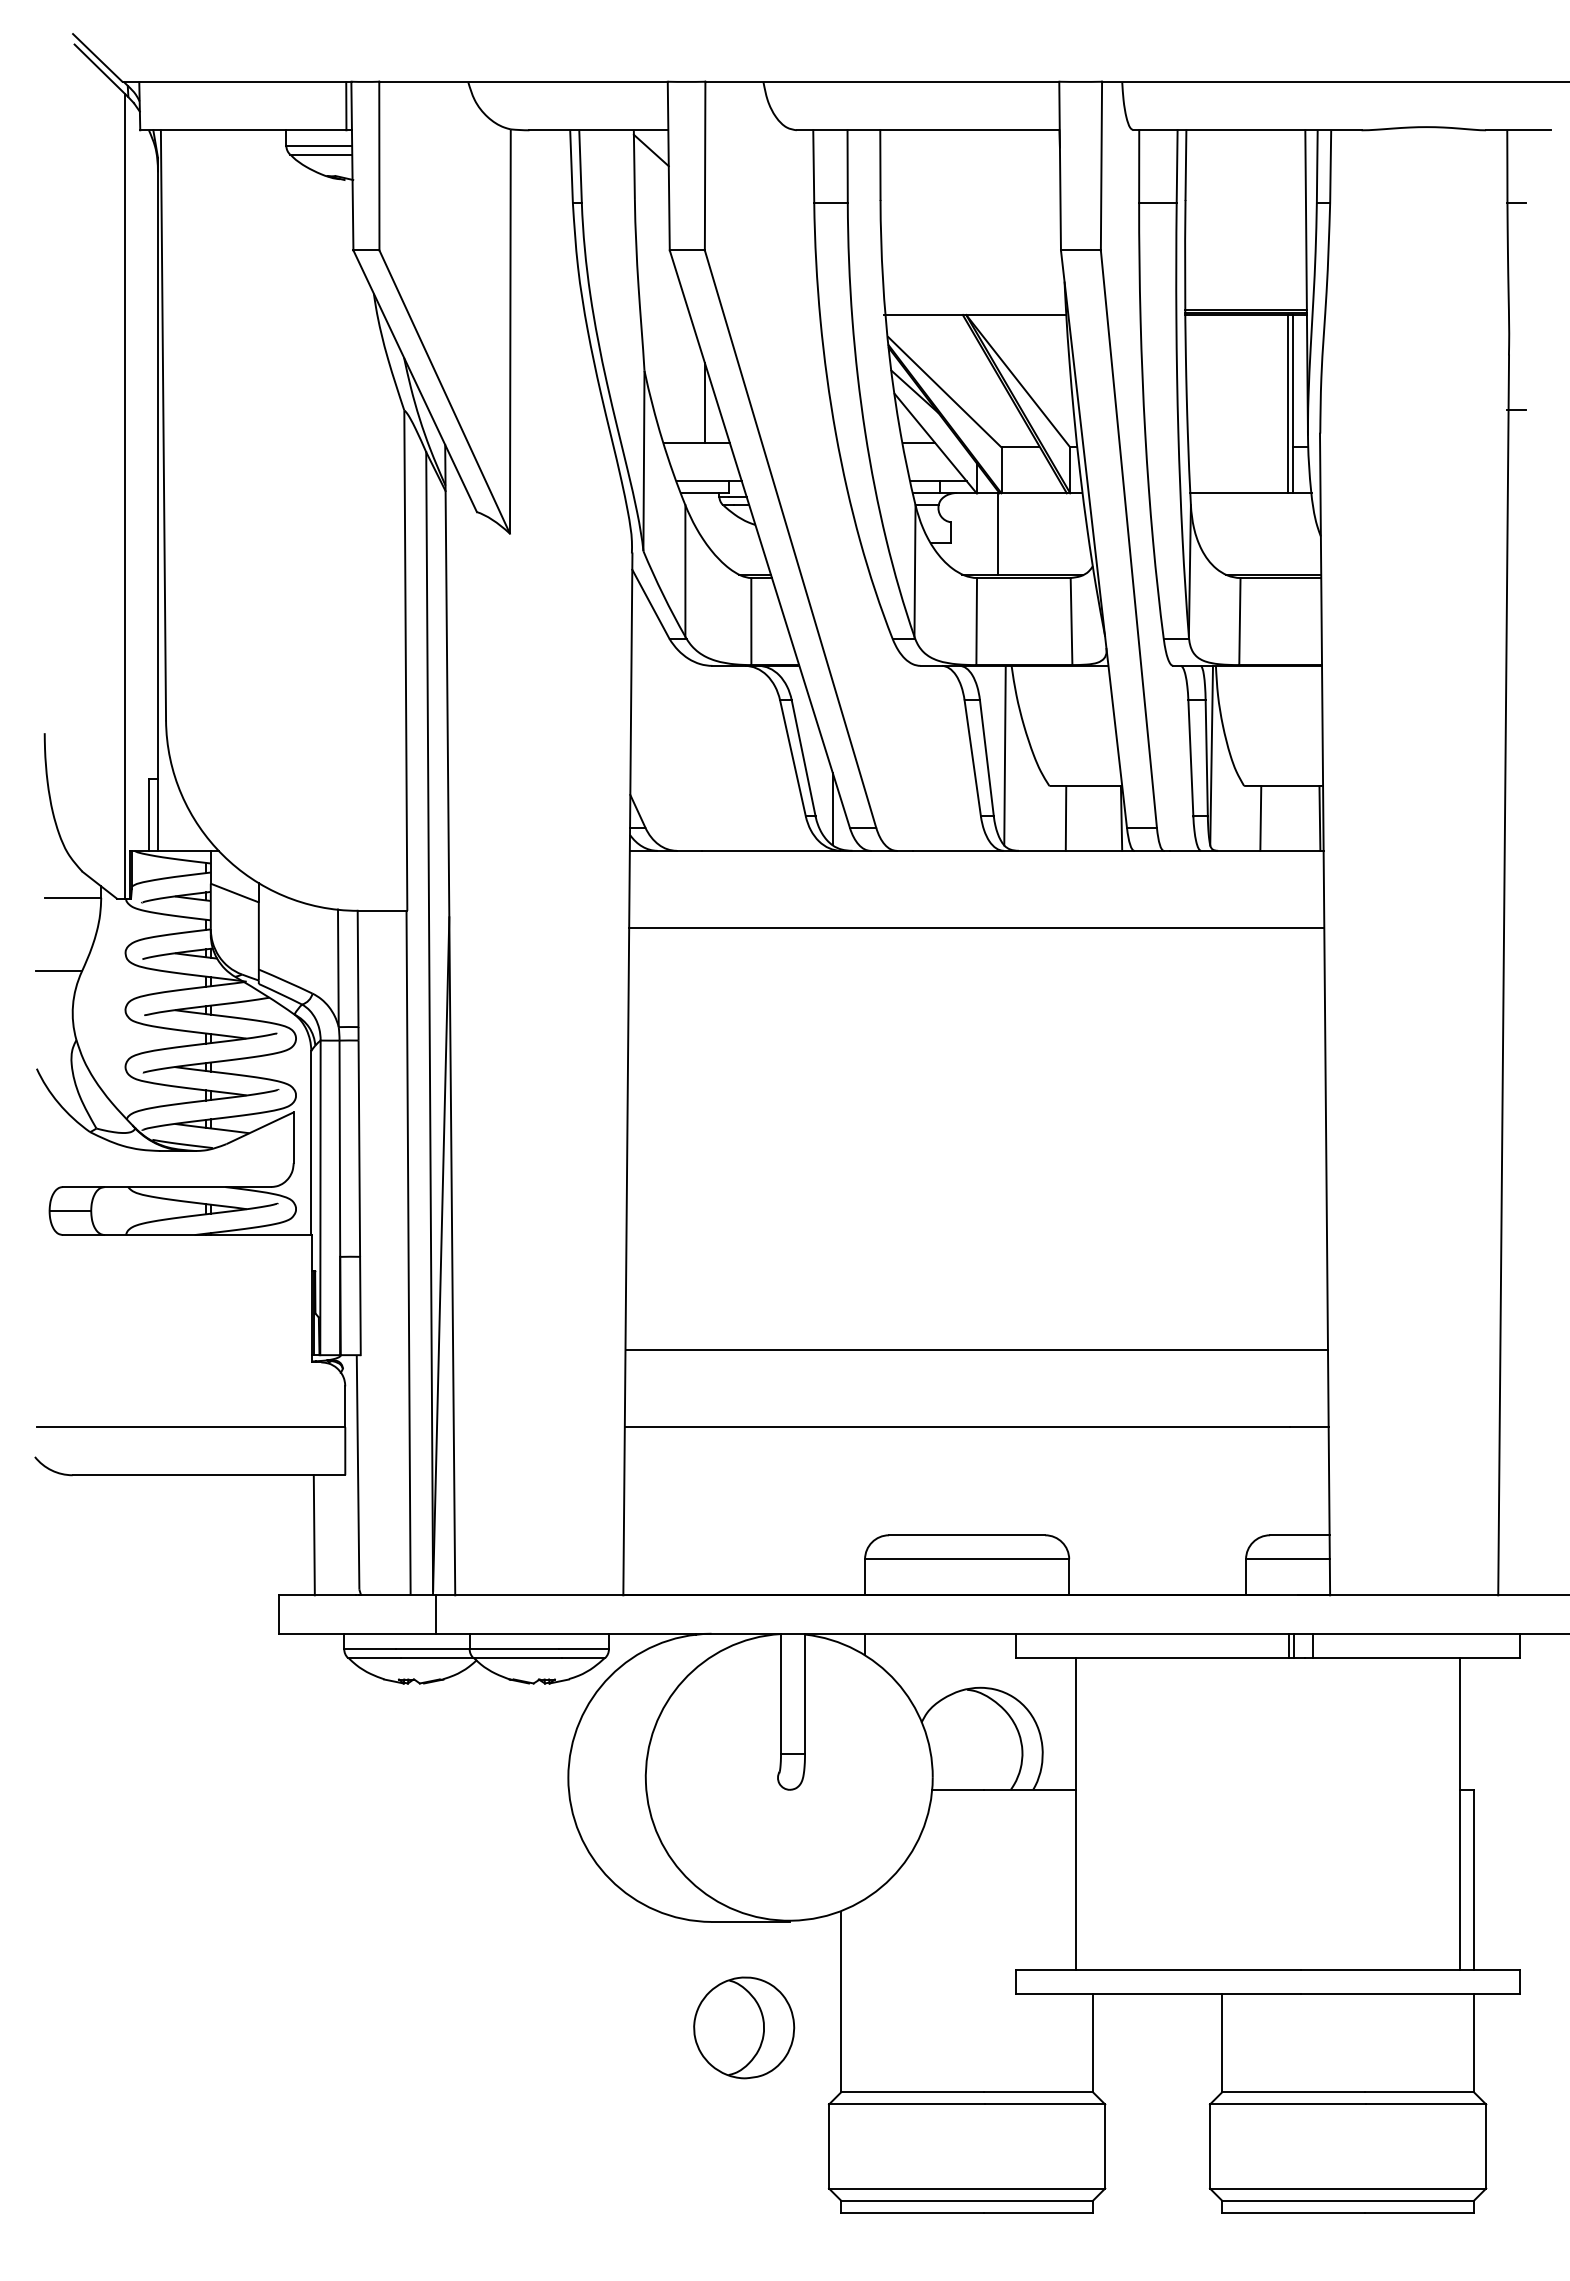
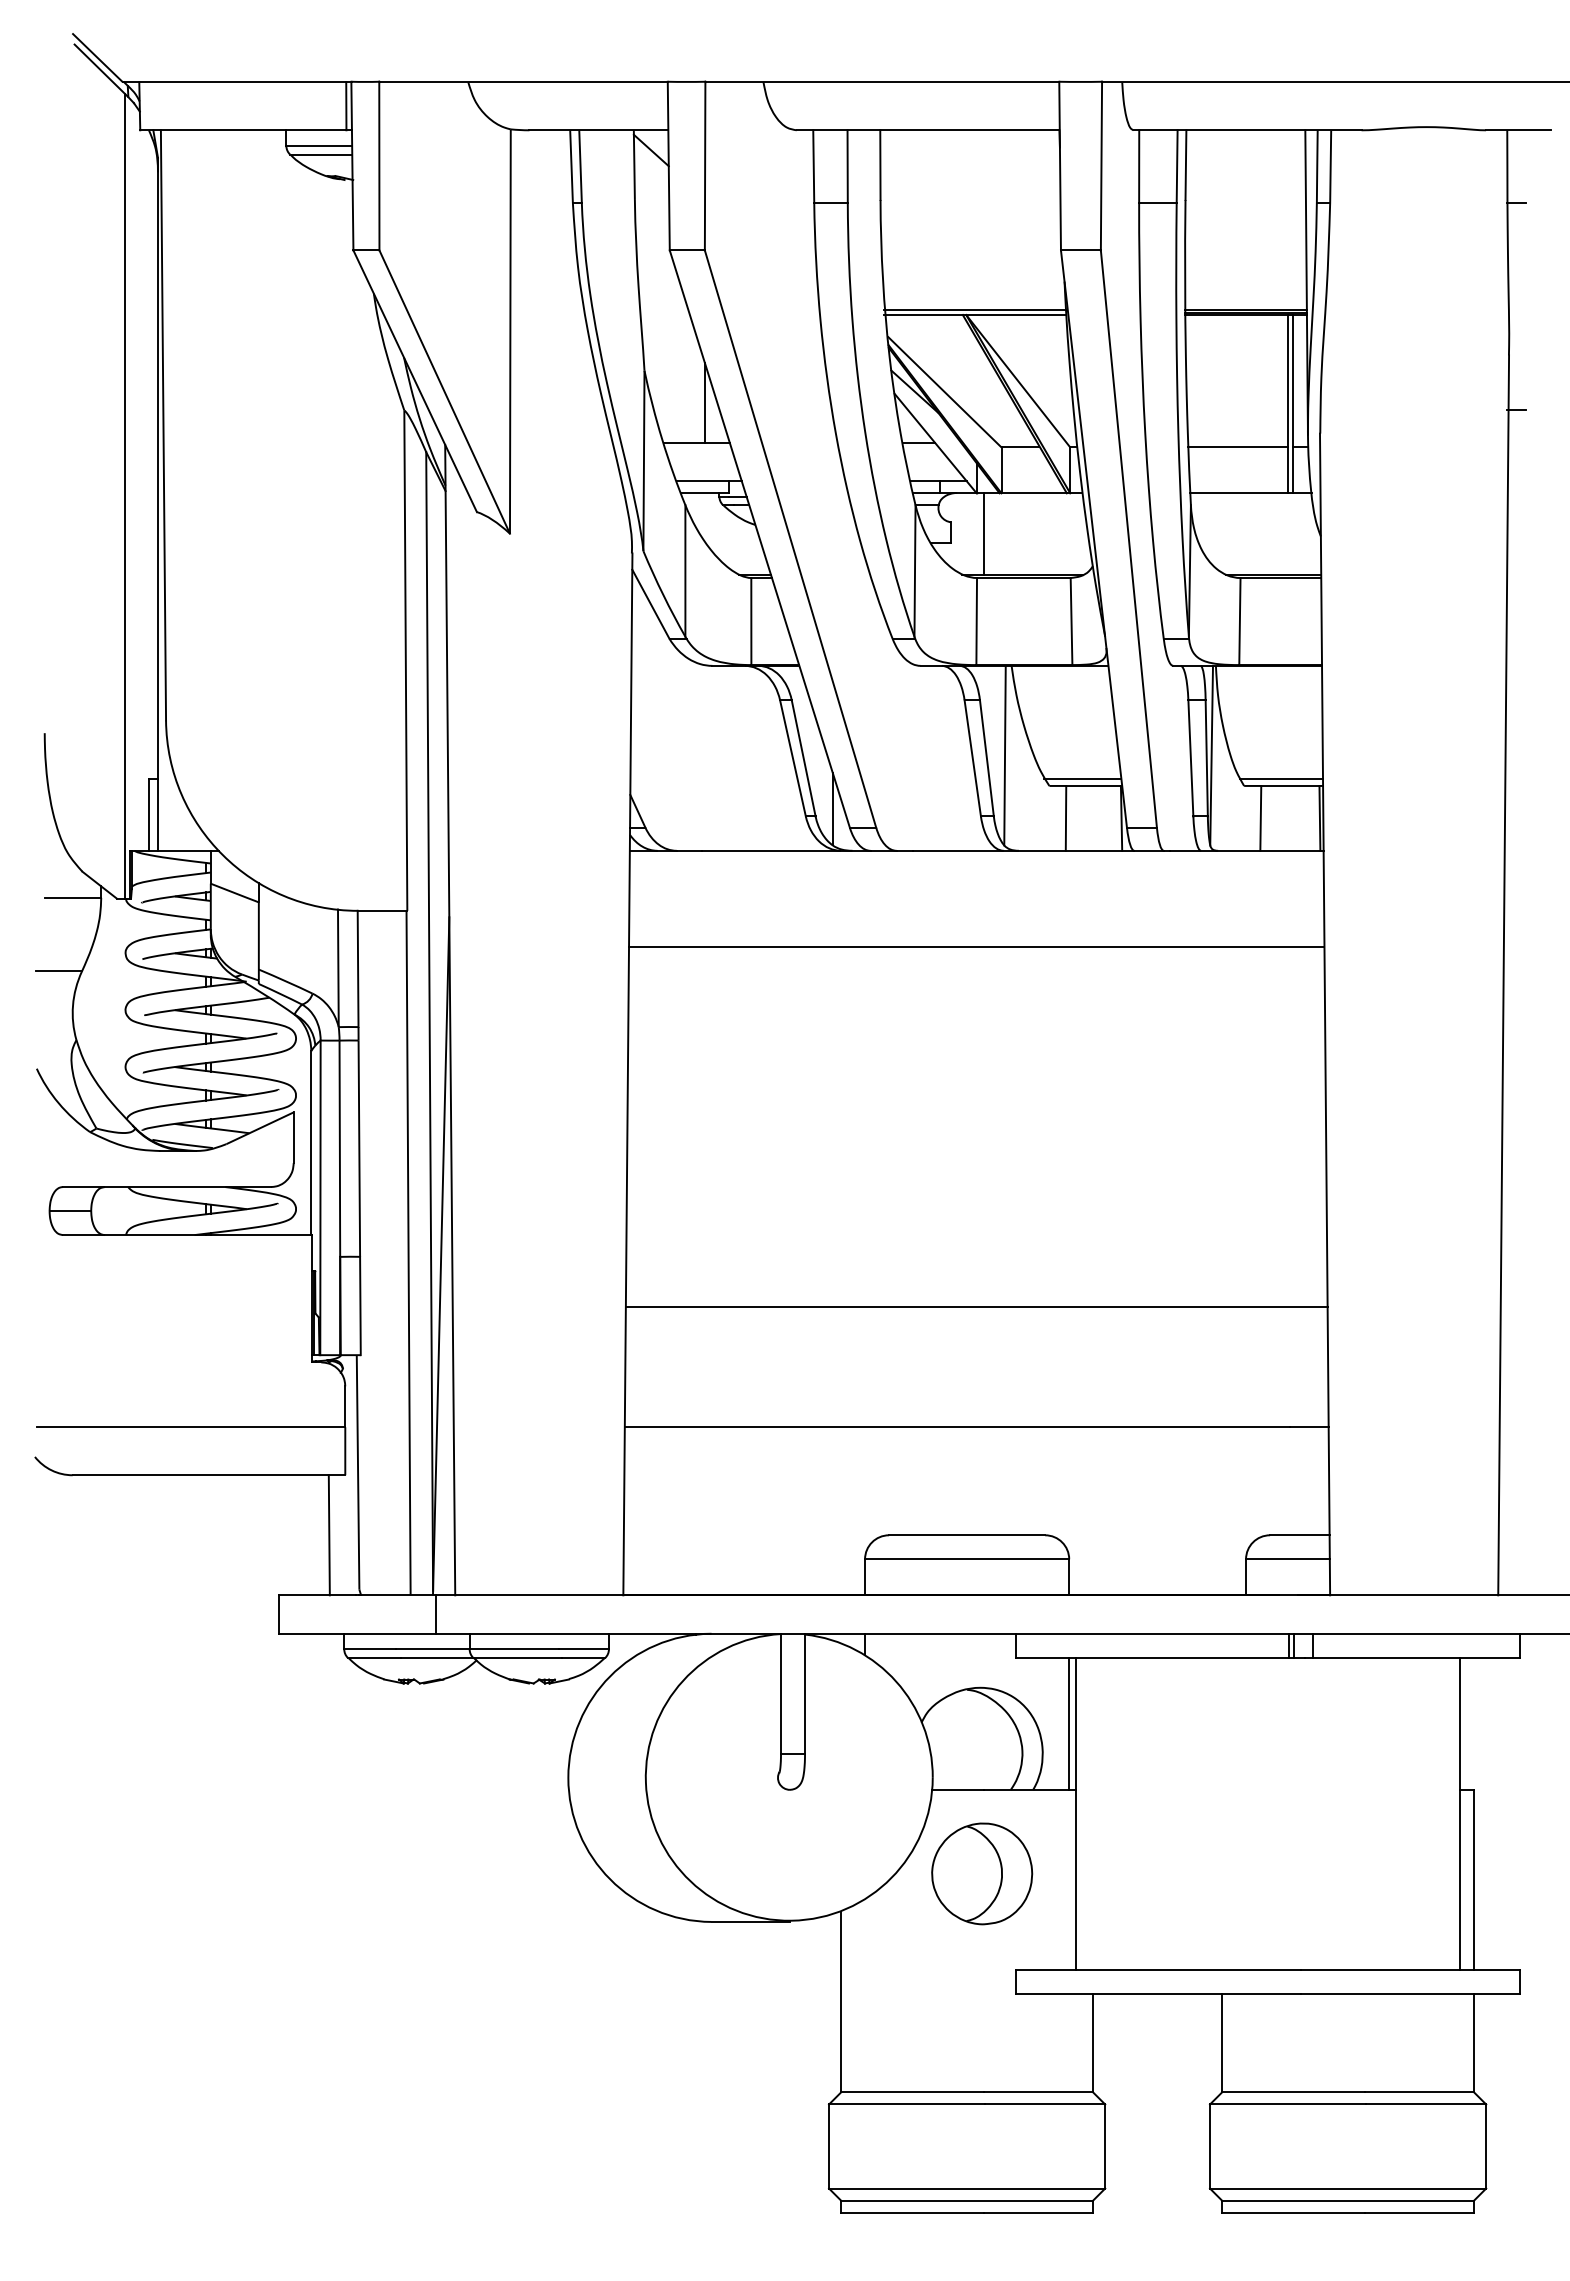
line: none -> present (974, 310)
line: none -> present (1237, 447)
line position: (997, 533) -> (983, 533) (983, 533)
line: none -> present (1082, 778)
line: none -> present (1281, 778)
line position: (976, 927) -> (976, 946) (976, 946)
line position: (976, 1350) -> (976, 1307) (976, 1307)
line position: (313, 1535) -> (328, 1535) (328, 1535)
line: none -> present (1069, 1723)
part position: (744, 2027) -> (982, 1873) (982, 1873)
